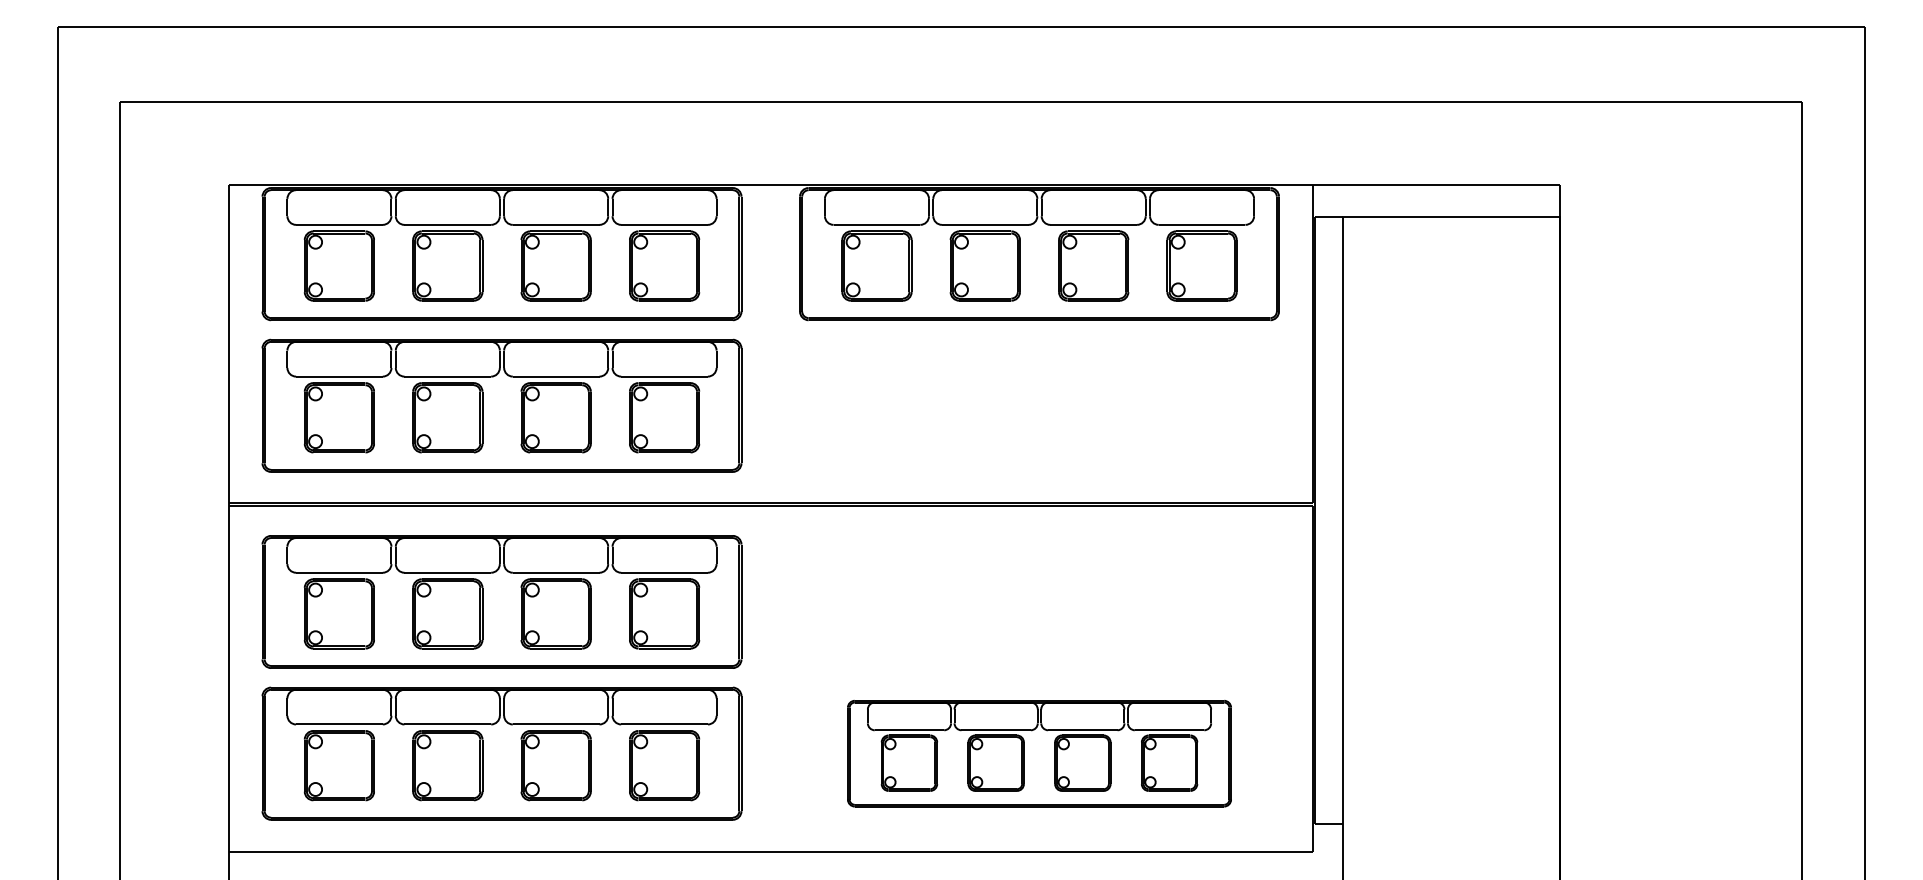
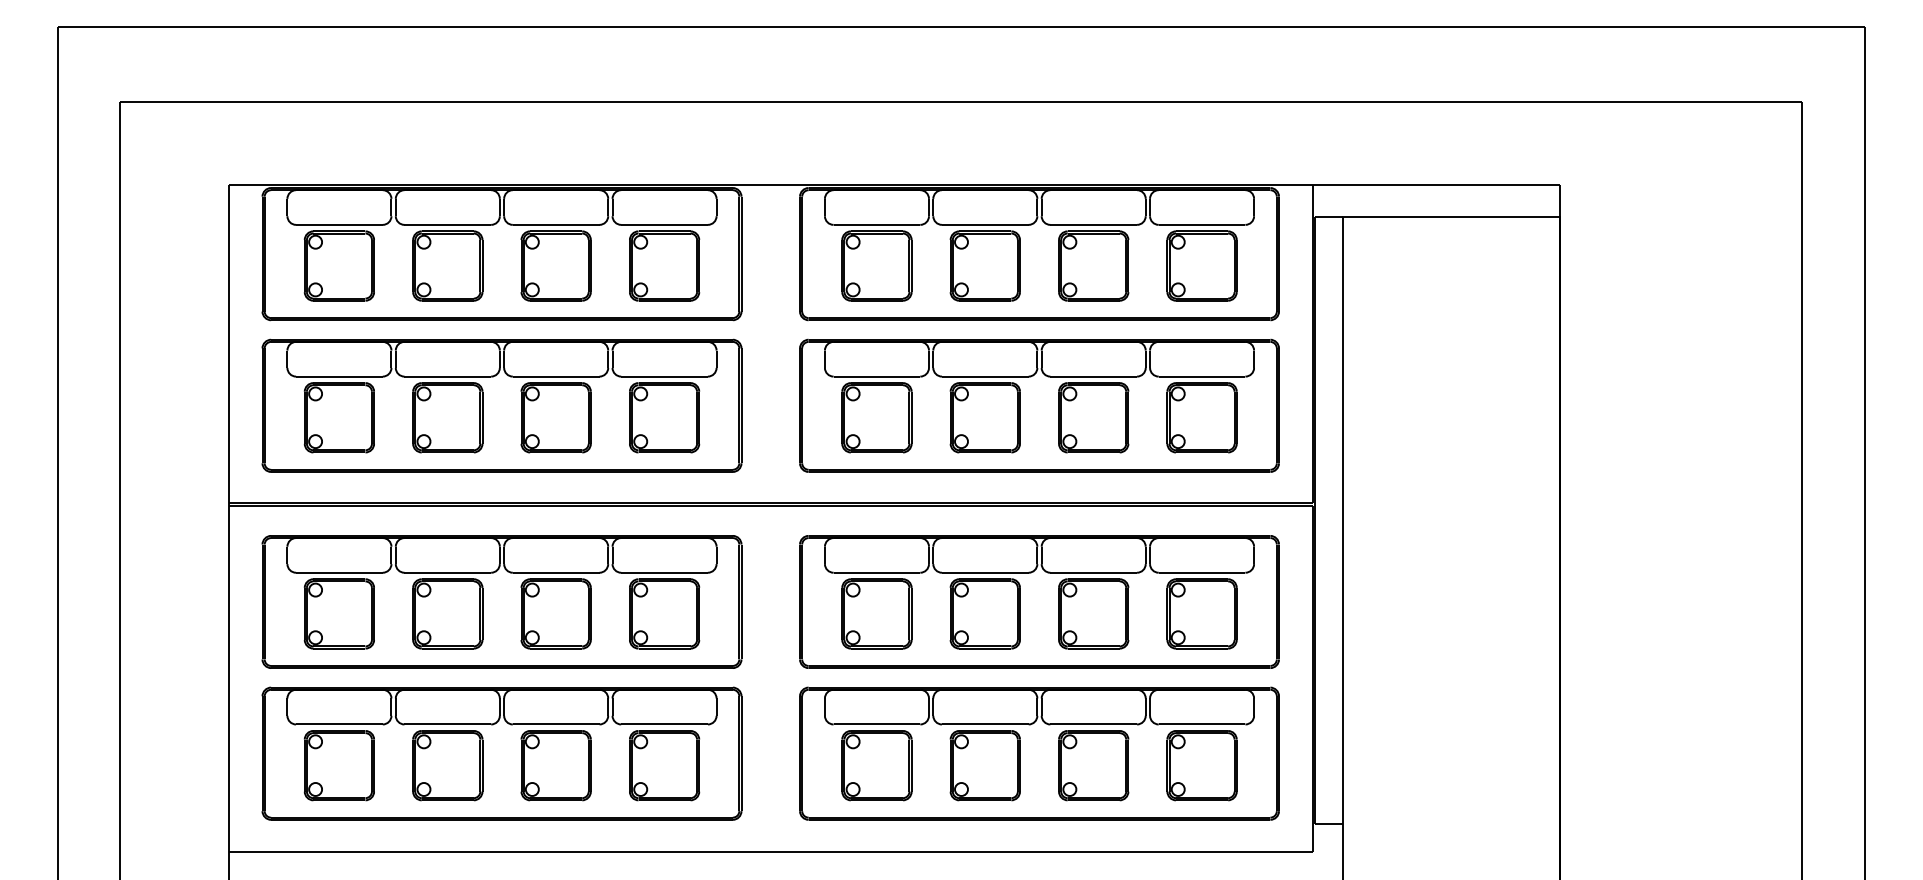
part: none -> present (1039, 405)
part: none -> present (1039, 601)
part size: 385x108 px -> 481x135 px (1039, 753)
